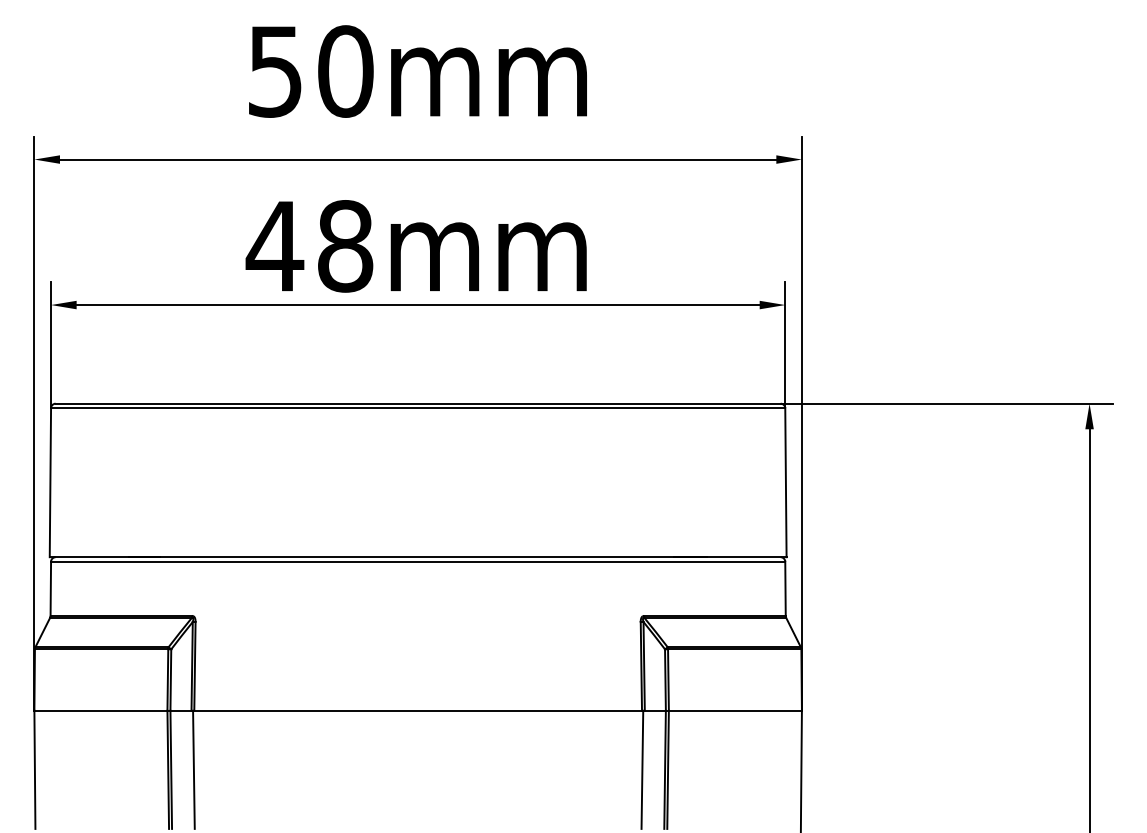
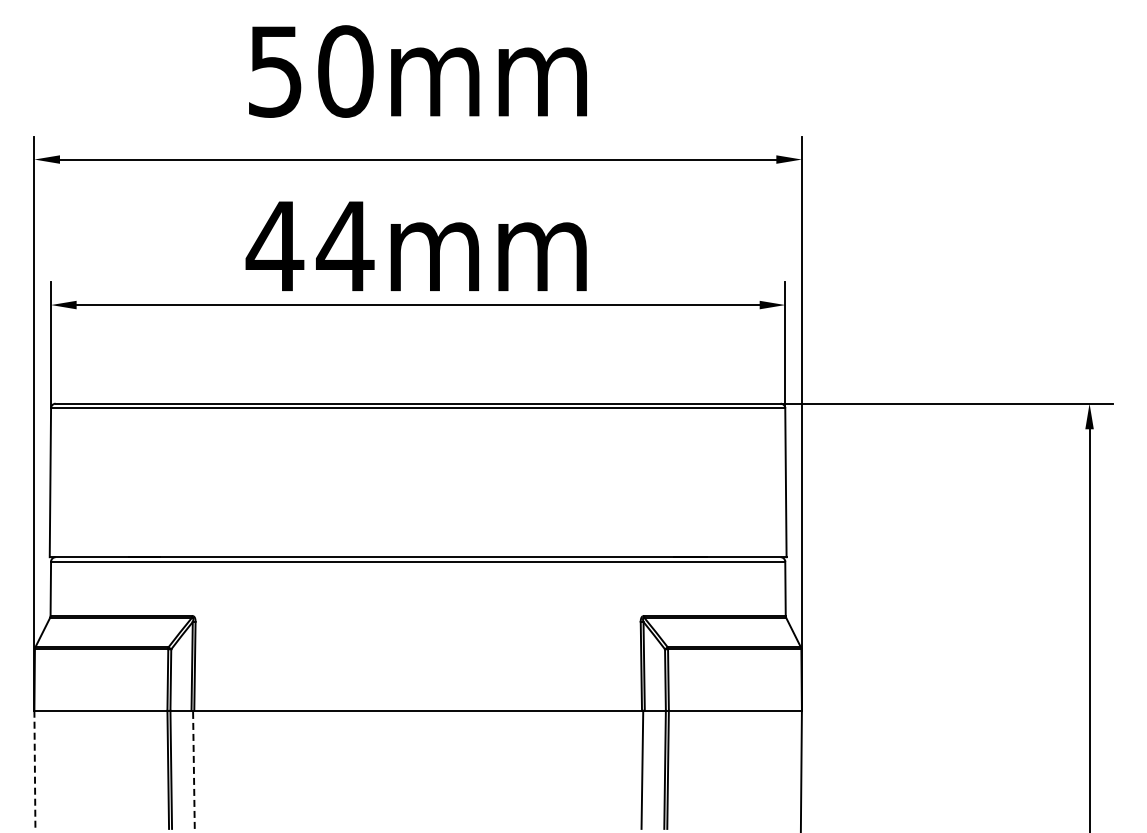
text: 48mm -> 44mm (345, 246)
line: solid -> dashed (193, 769)
line: solid -> dashed (34, 770)
